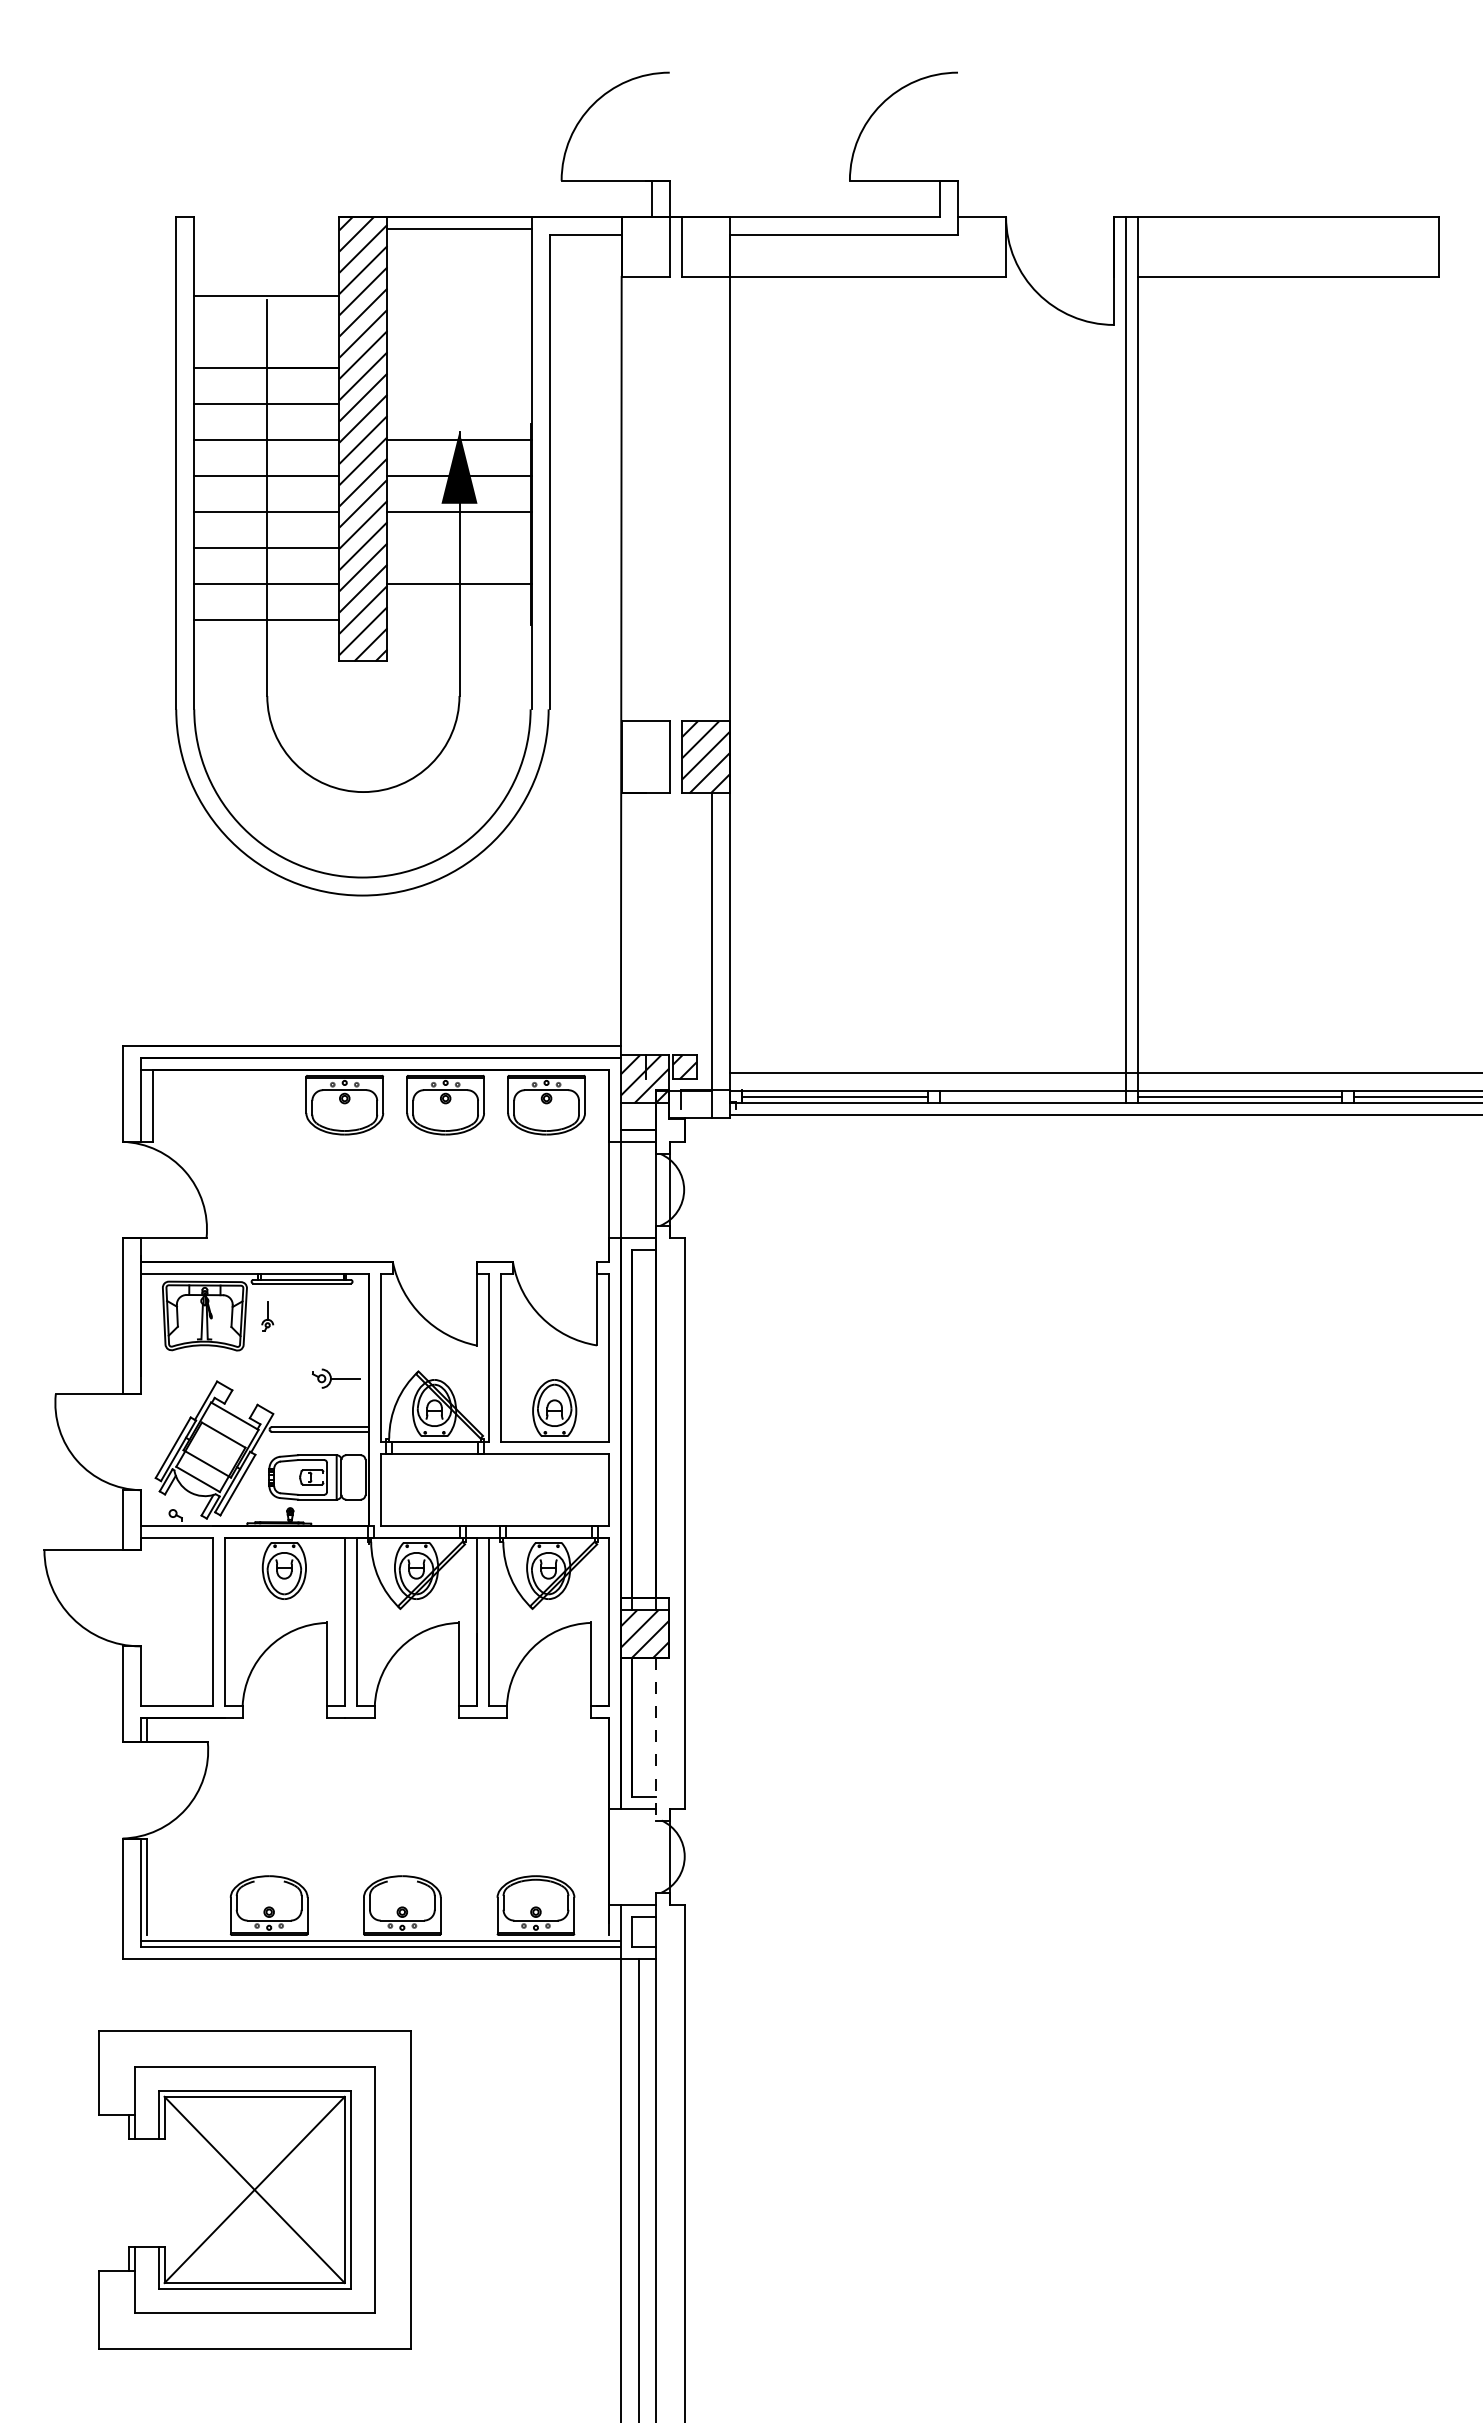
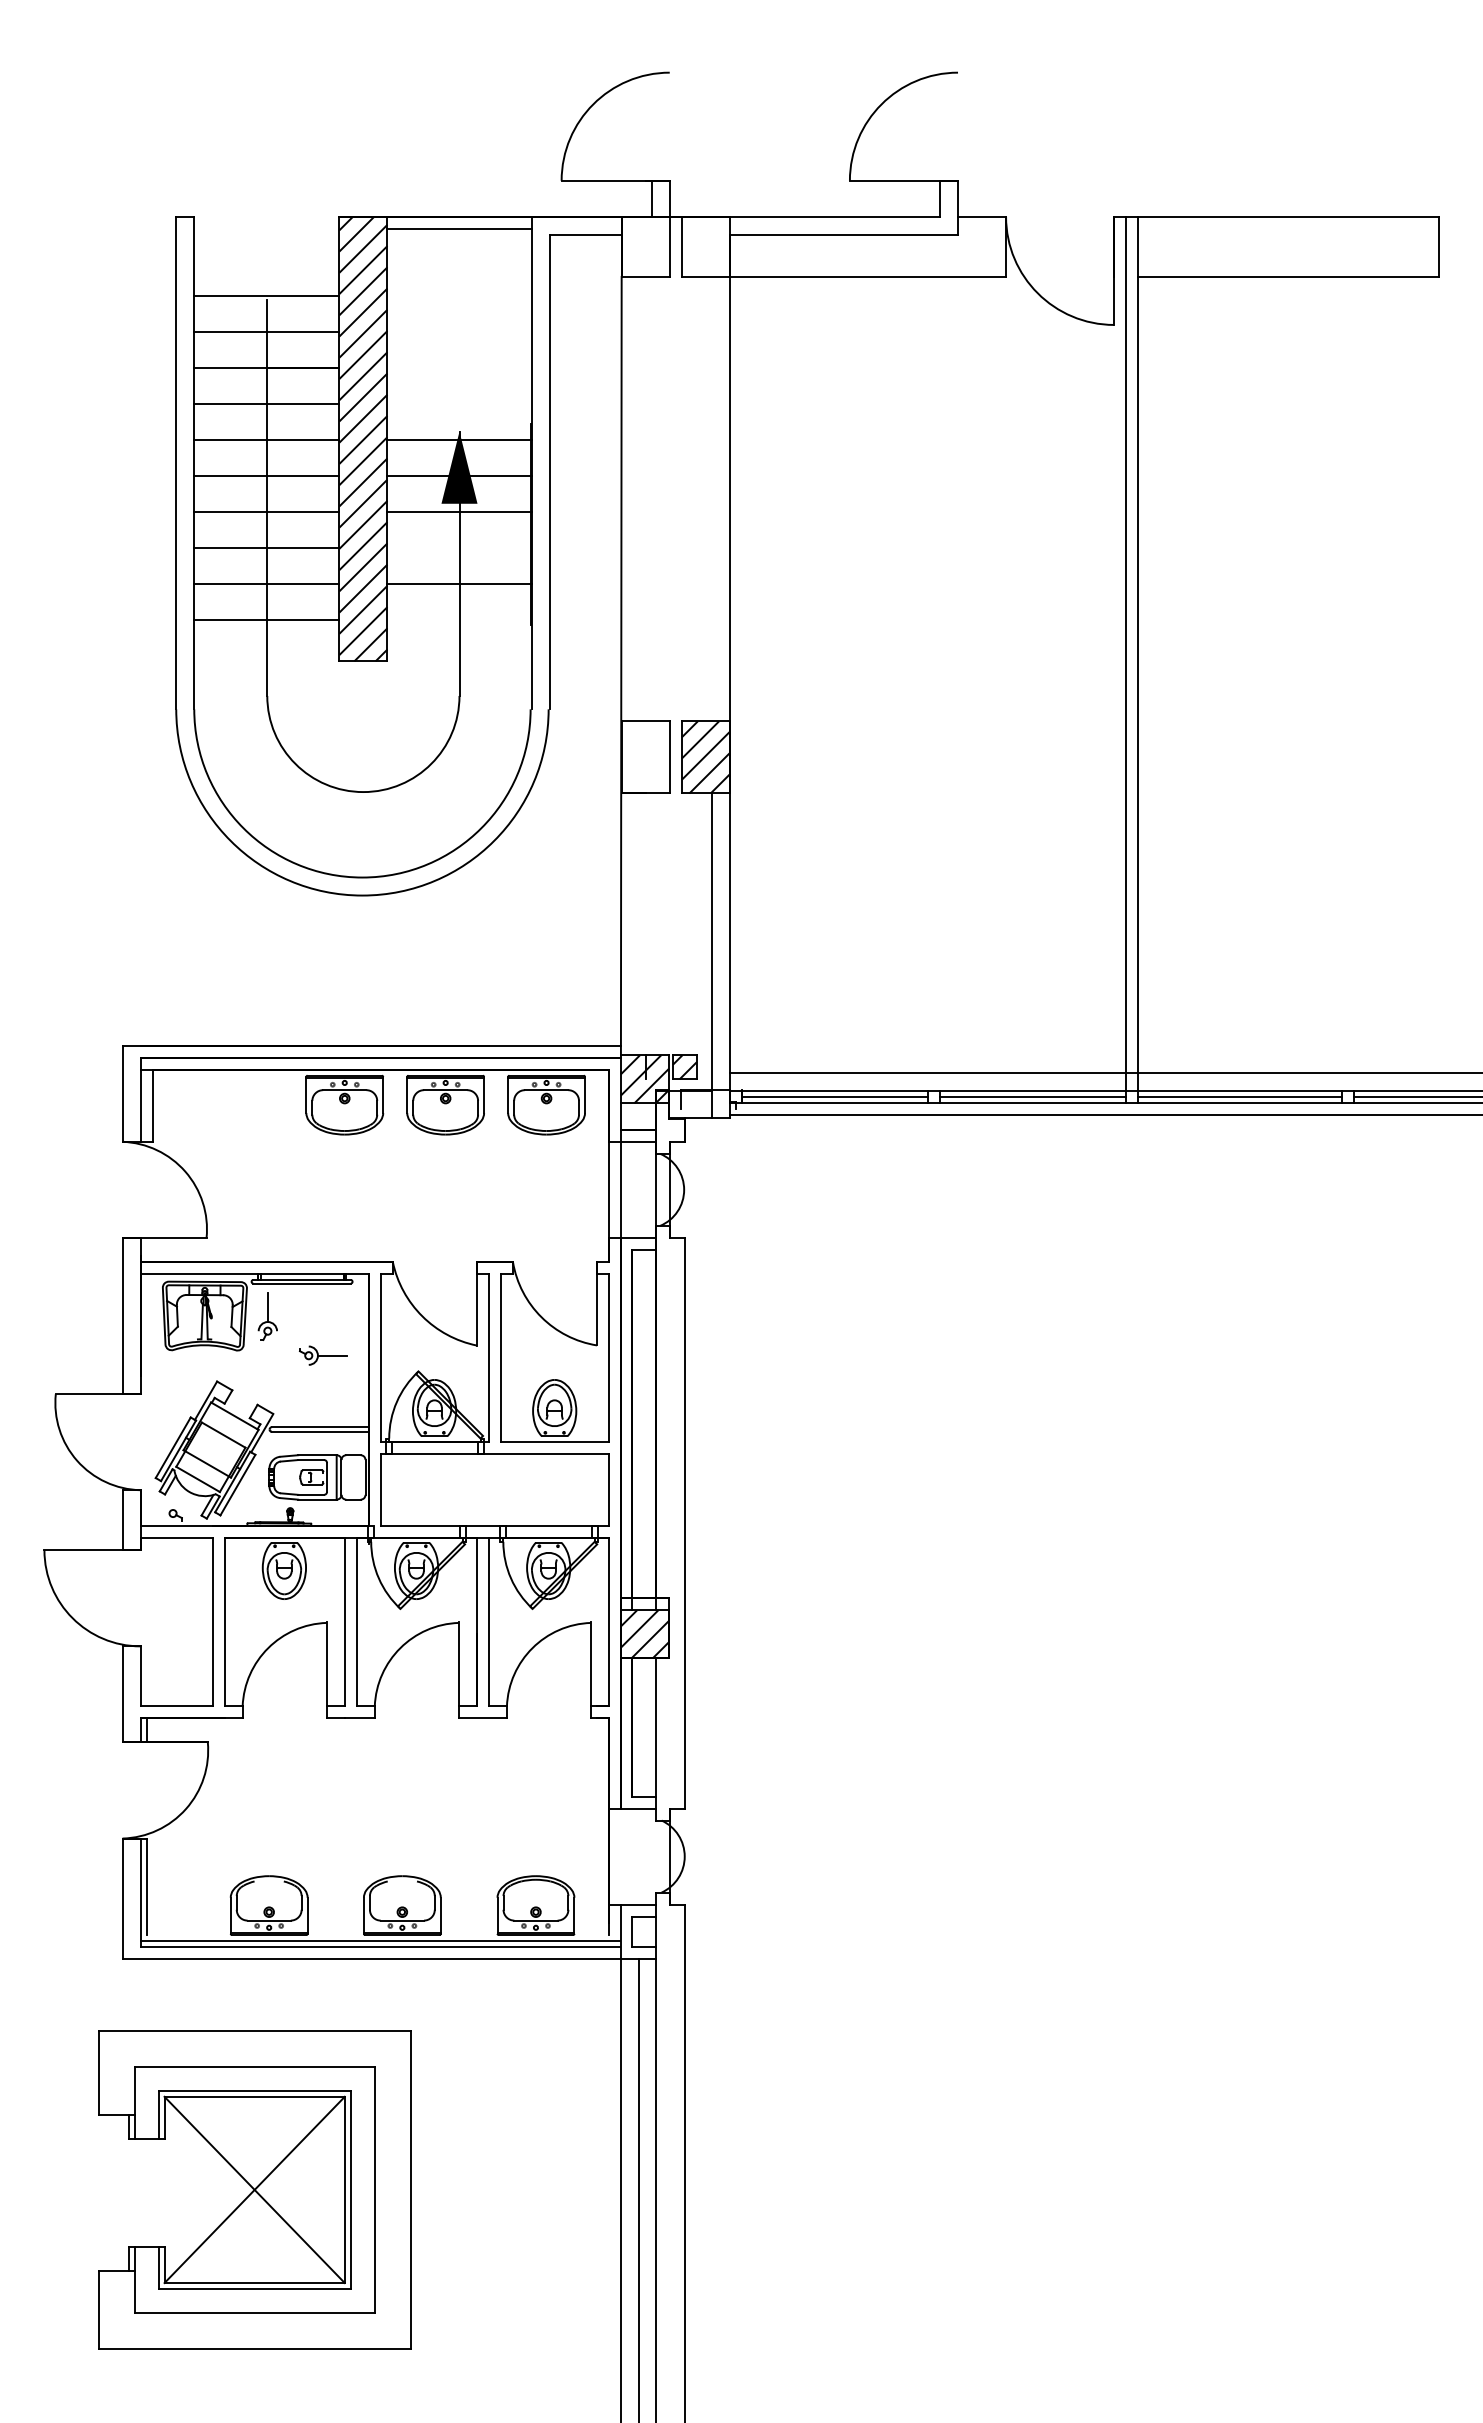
line: none -> present (266, 331)
line: none -> present (1032, 1097)
part size: 14x31 px -> 21x49 px (267, 1316)
part position: (336, 1378) -> (323, 1355) (323, 1355)
line: dashed -> solid (655, 1739)
